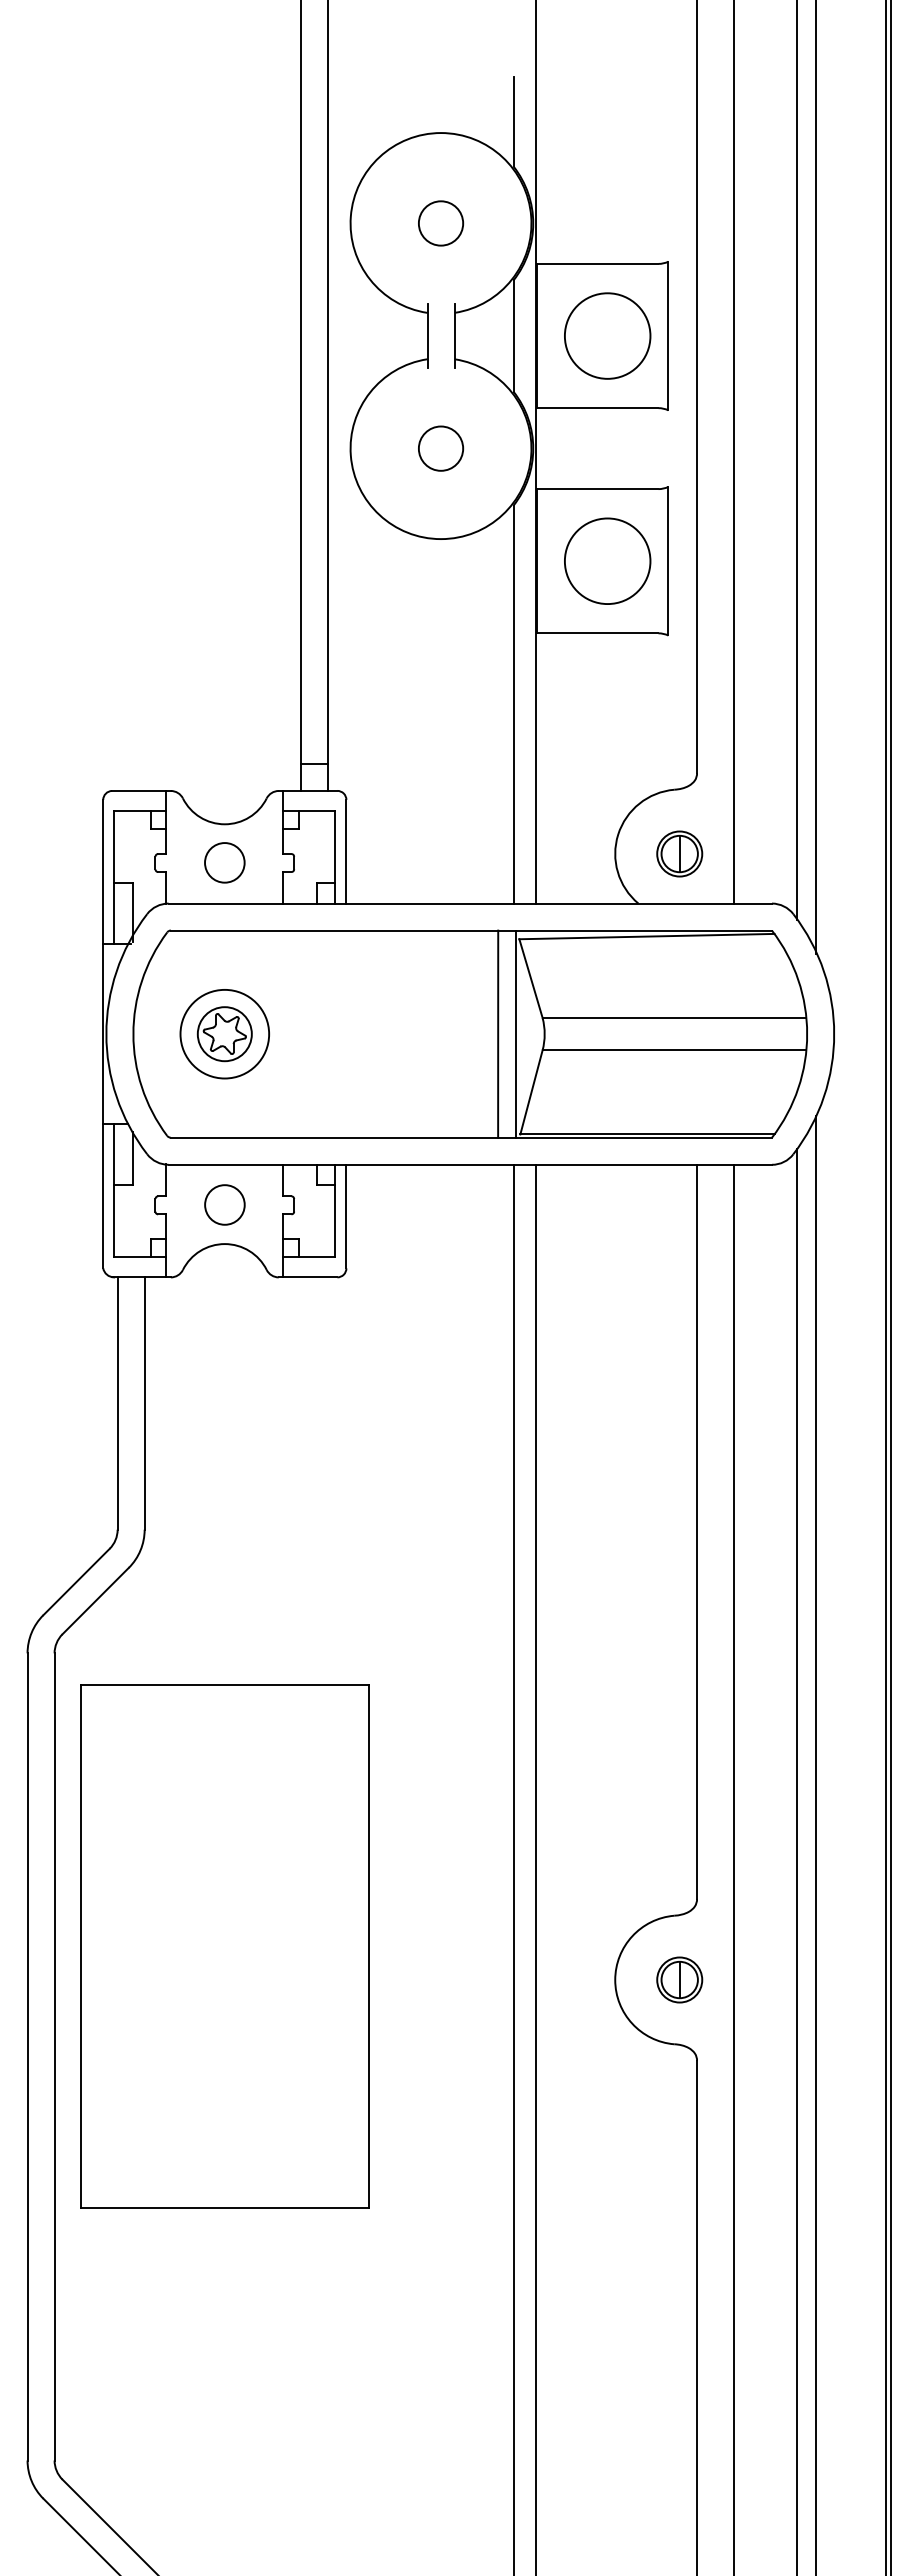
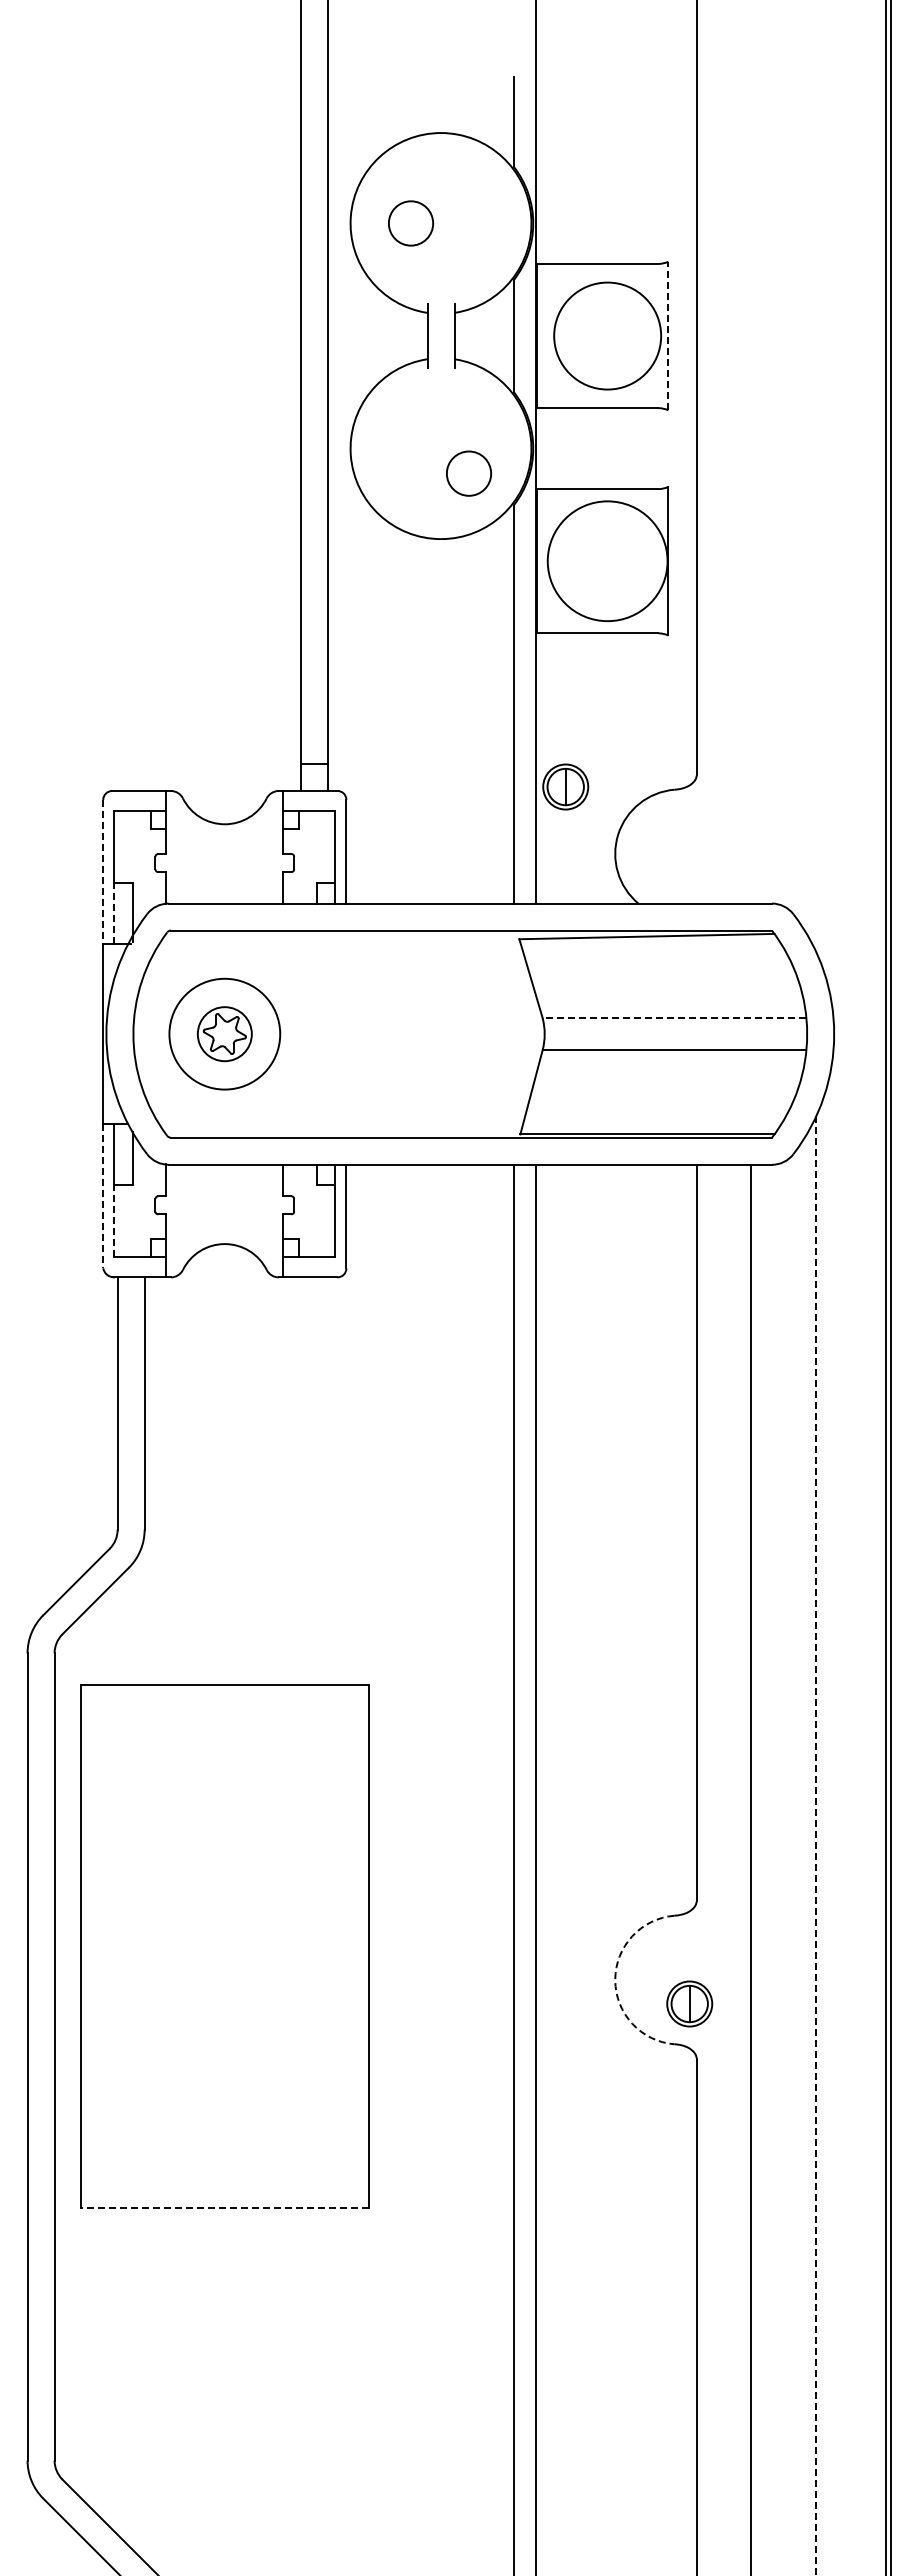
circle position: (441, 223) -> (411, 223) (411, 223)
circle diameter: 86 px -> 107 px (607, 335)
line: solid -> dashed (668, 335)
circle position: (441, 448) -> (469, 473) (469, 473)
line: present -> none (733, 452)
line: present -> none (796, 461)
line: present -> none (815, 477)
circle diameter: 86 px -> 120 px (607, 561)
part position: (679, 853) -> (565, 786) (565, 786)
circle: present -> none (224, 862)
line: solid -> dashed (103, 872)
line: solid -> dashed (114, 913)
line: solid -> dashed (674, 1017)
circle diameter: 89 px -> 111 px (224, 1033)
line: present -> none (498, 1033)
line: present -> none (516, 1033)
line: solid -> dashed (103, 1196)
circle: present -> none (224, 1204)
line: solid -> dashed (114, 1220)
line: solid -> dashed (815, 1846)
line: present -> none (796, 1860)
line position: (733, 1868) -> (750, 1868) (750, 1868)
part position: (679, 1979) -> (689, 2003) (689, 2003)
arc: solid -> dashed (615, 1980)
line: solid -> dashed (224, 2207)
